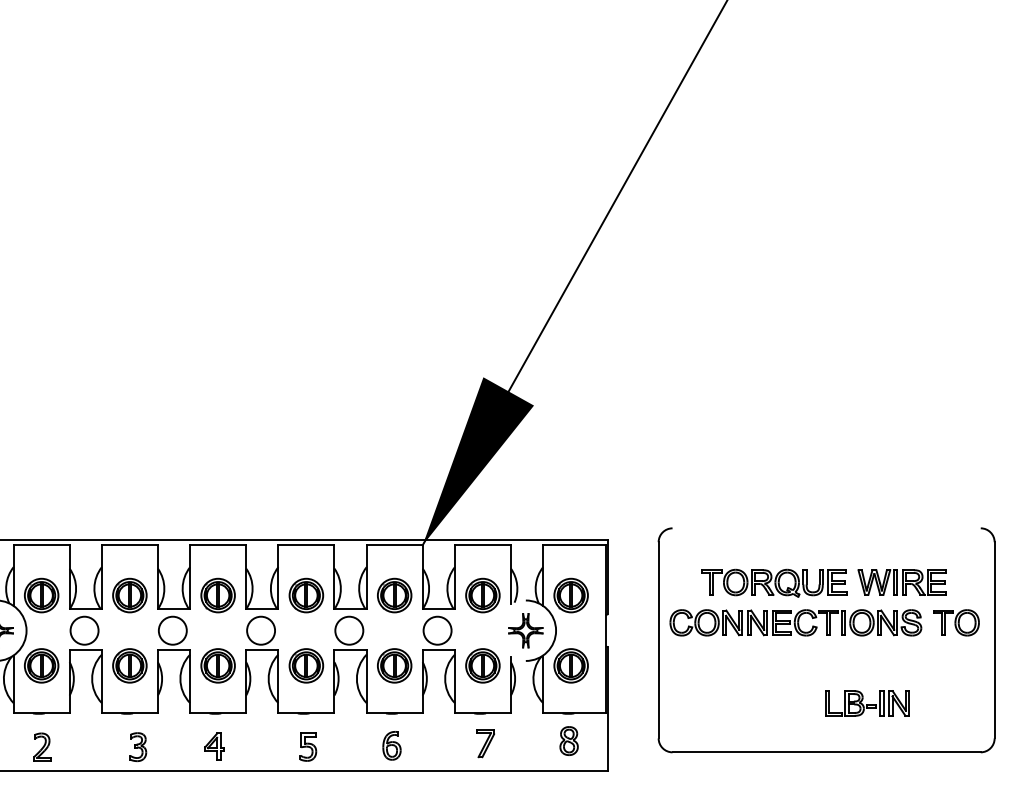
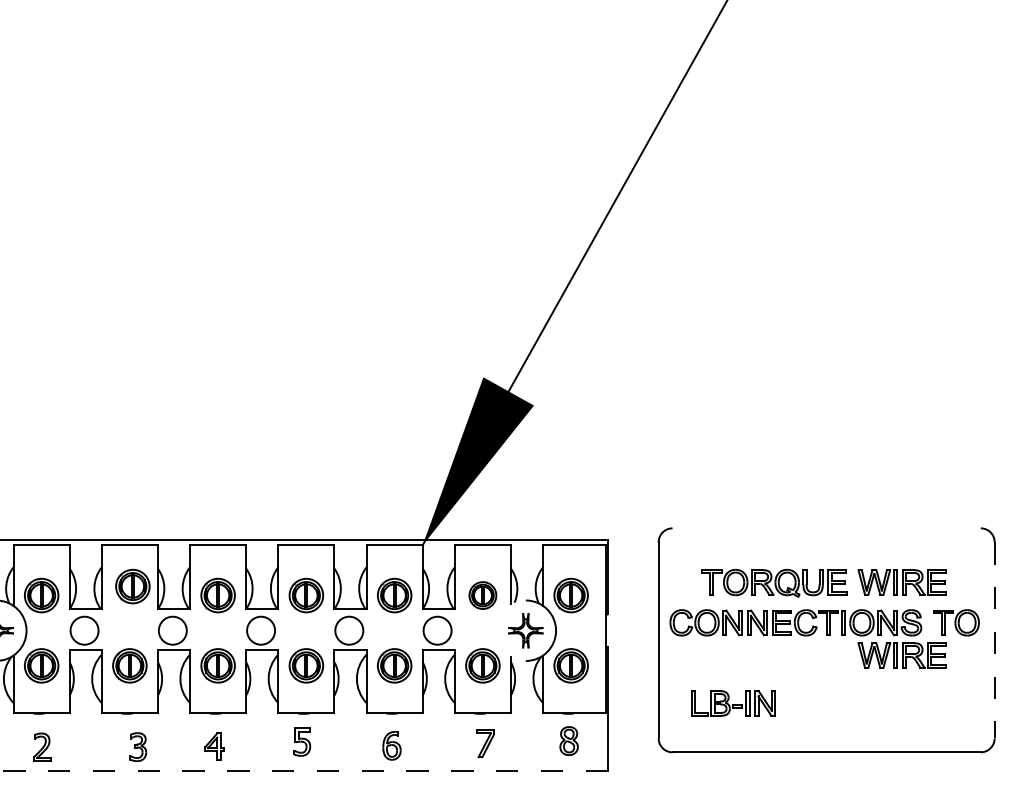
part position: (129, 595) -> (132, 586) (132, 586)
part size: 36x37 px -> 30x29 px (482, 595)
line: solid -> dashed (994, 640)
part: none -> present (901, 655)
part position: (867, 703) -> (733, 703) (733, 703)
part position: (308, 746) -> (302, 741) (302, 741)
line: solid -> dashed (304, 770)
